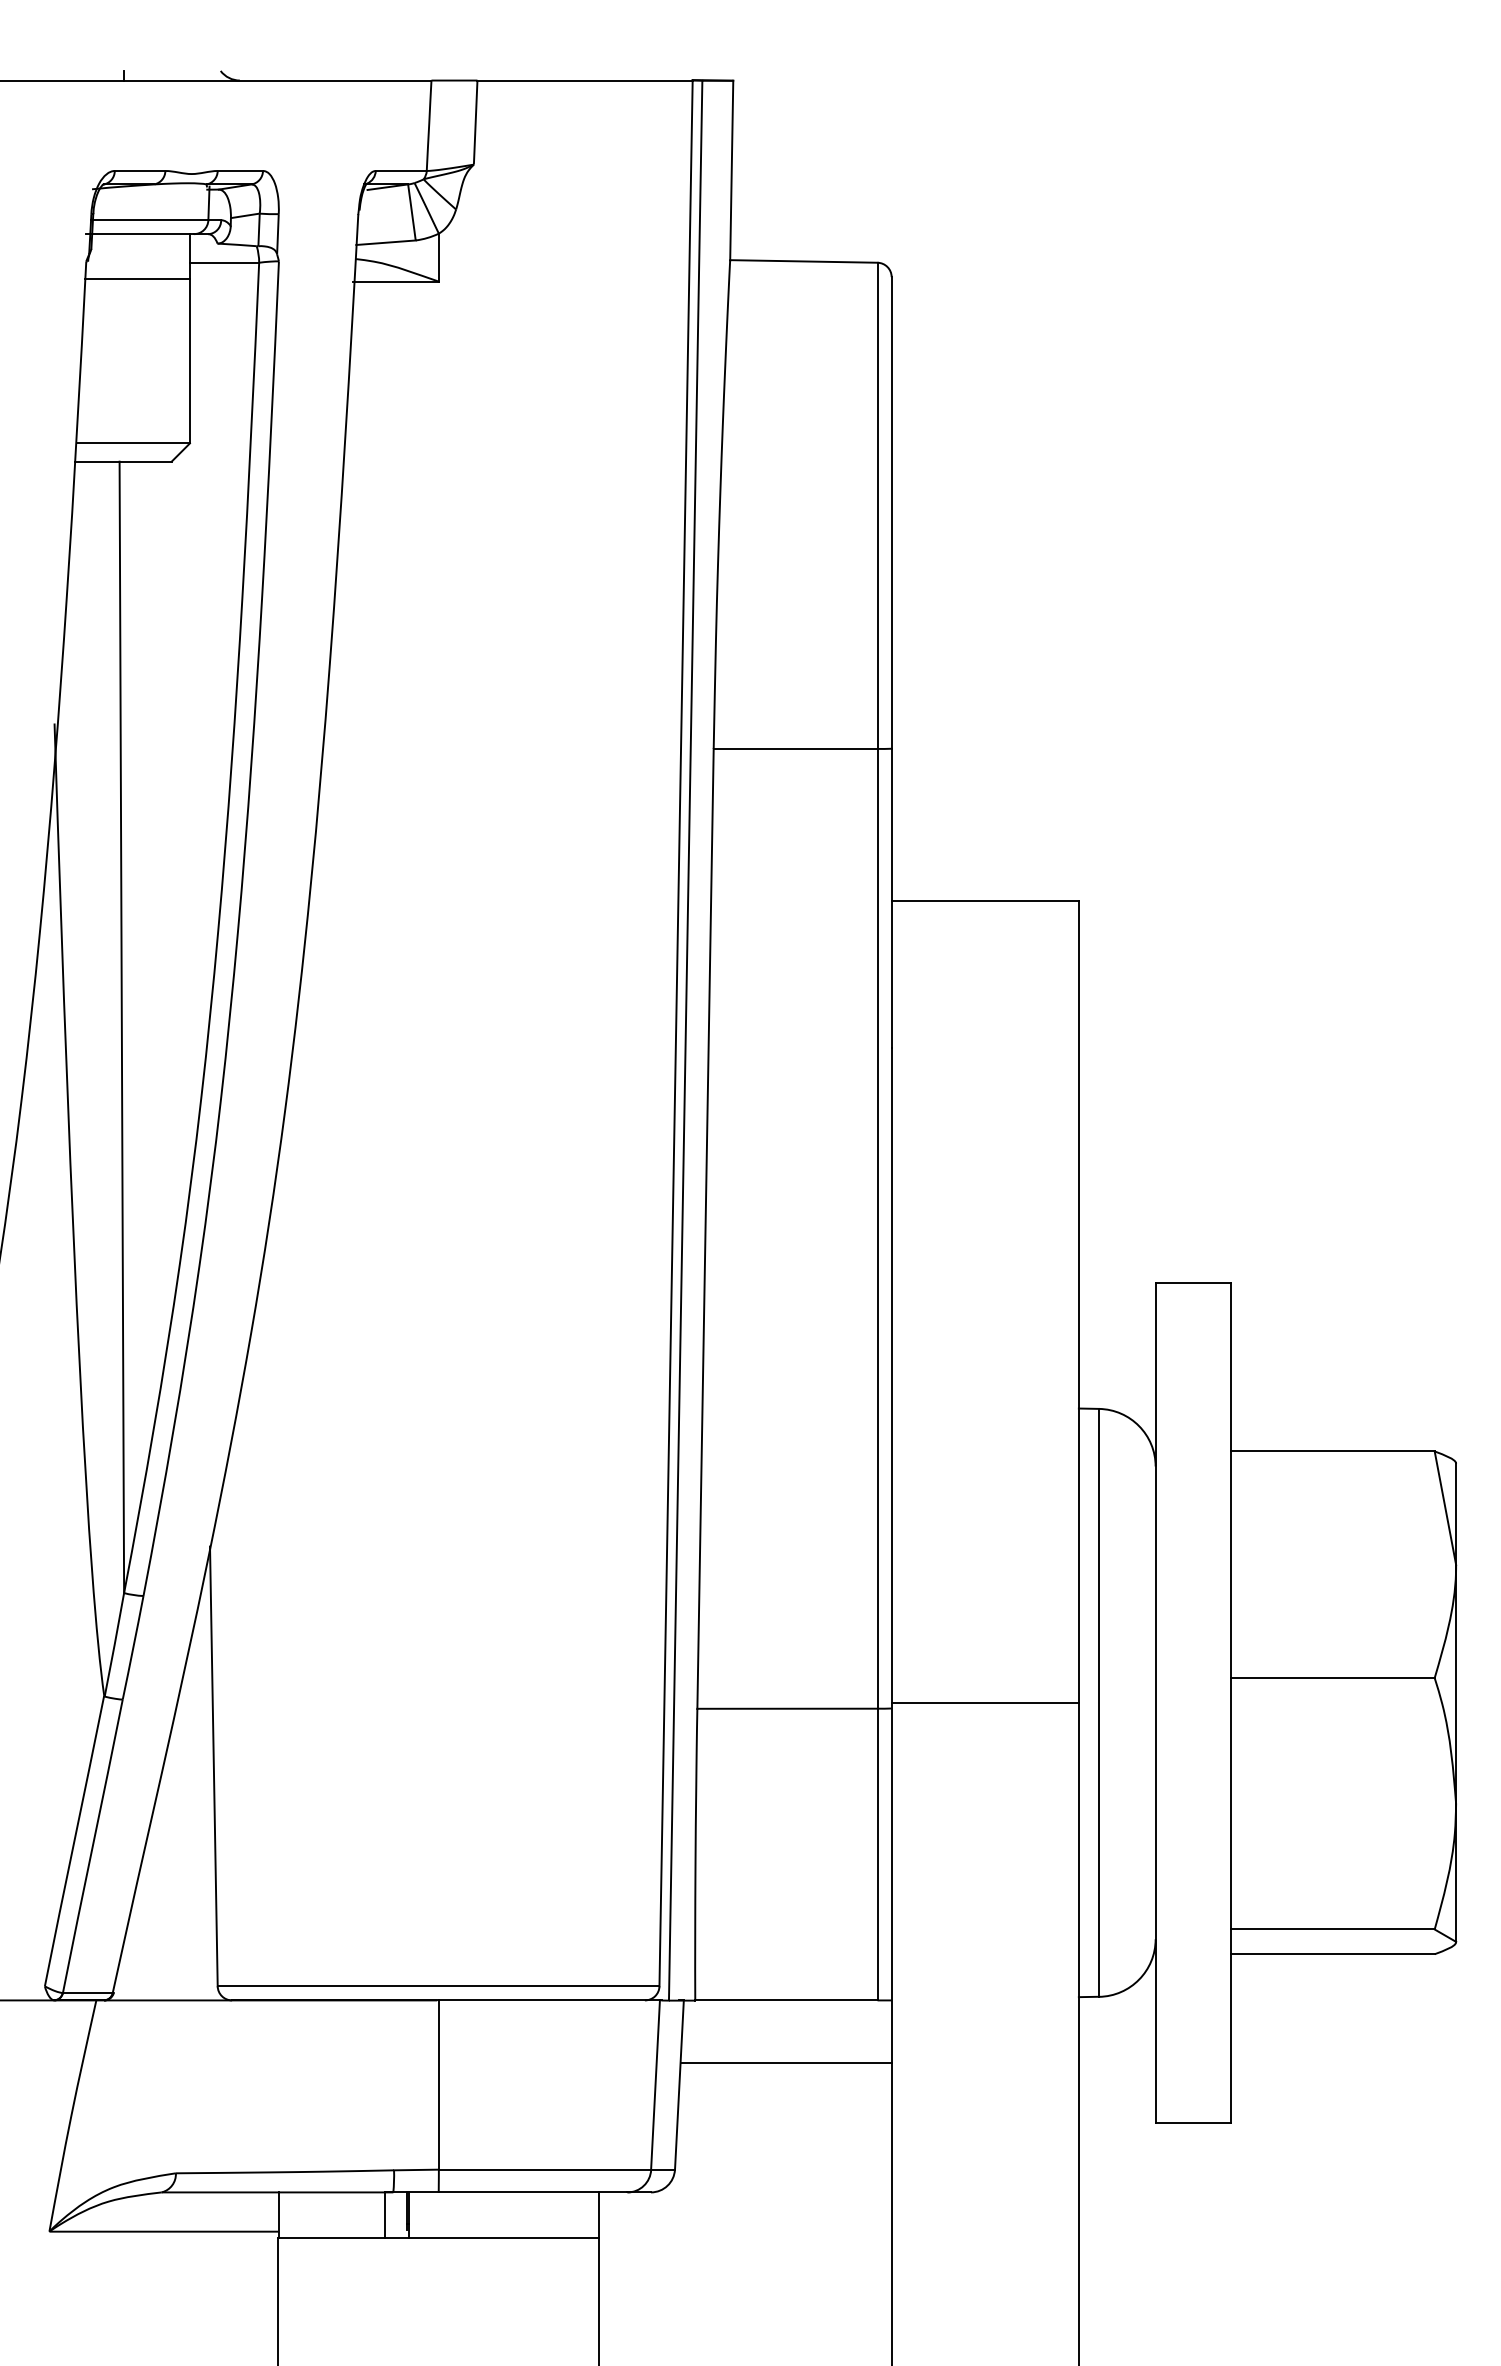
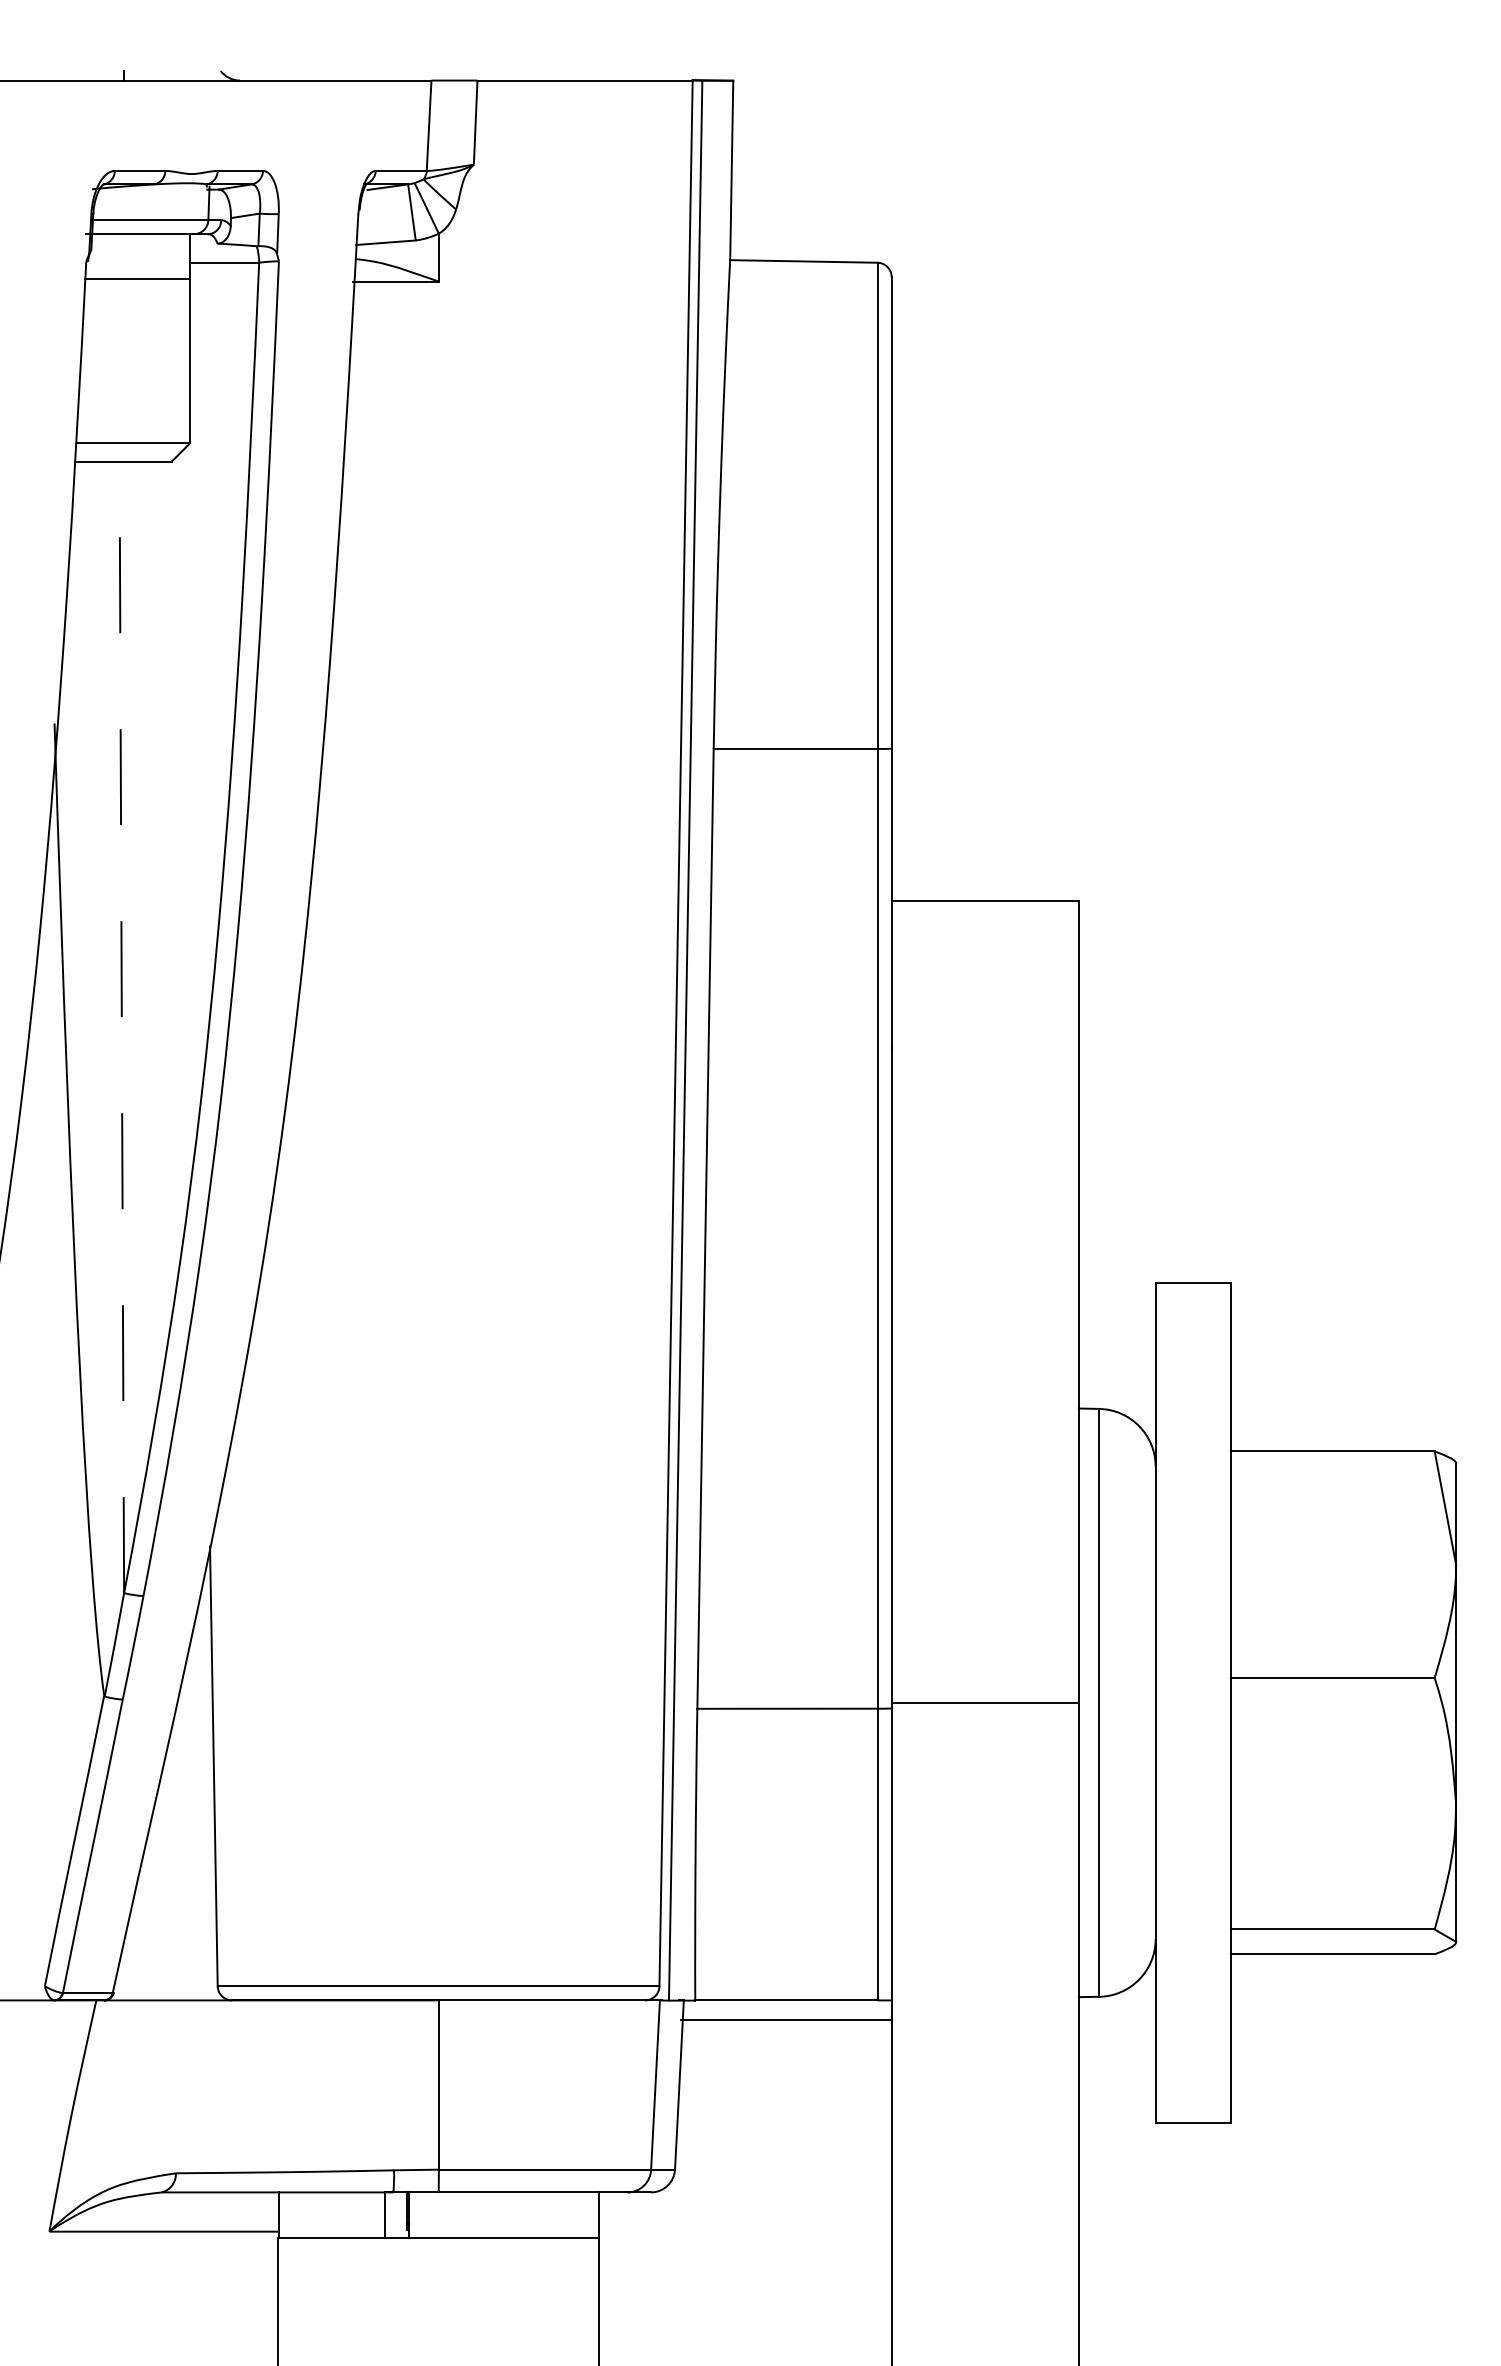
line: solid -> dashed (121, 1027)
line position: (785, 2062) -> (785, 2019) (785, 2019)
